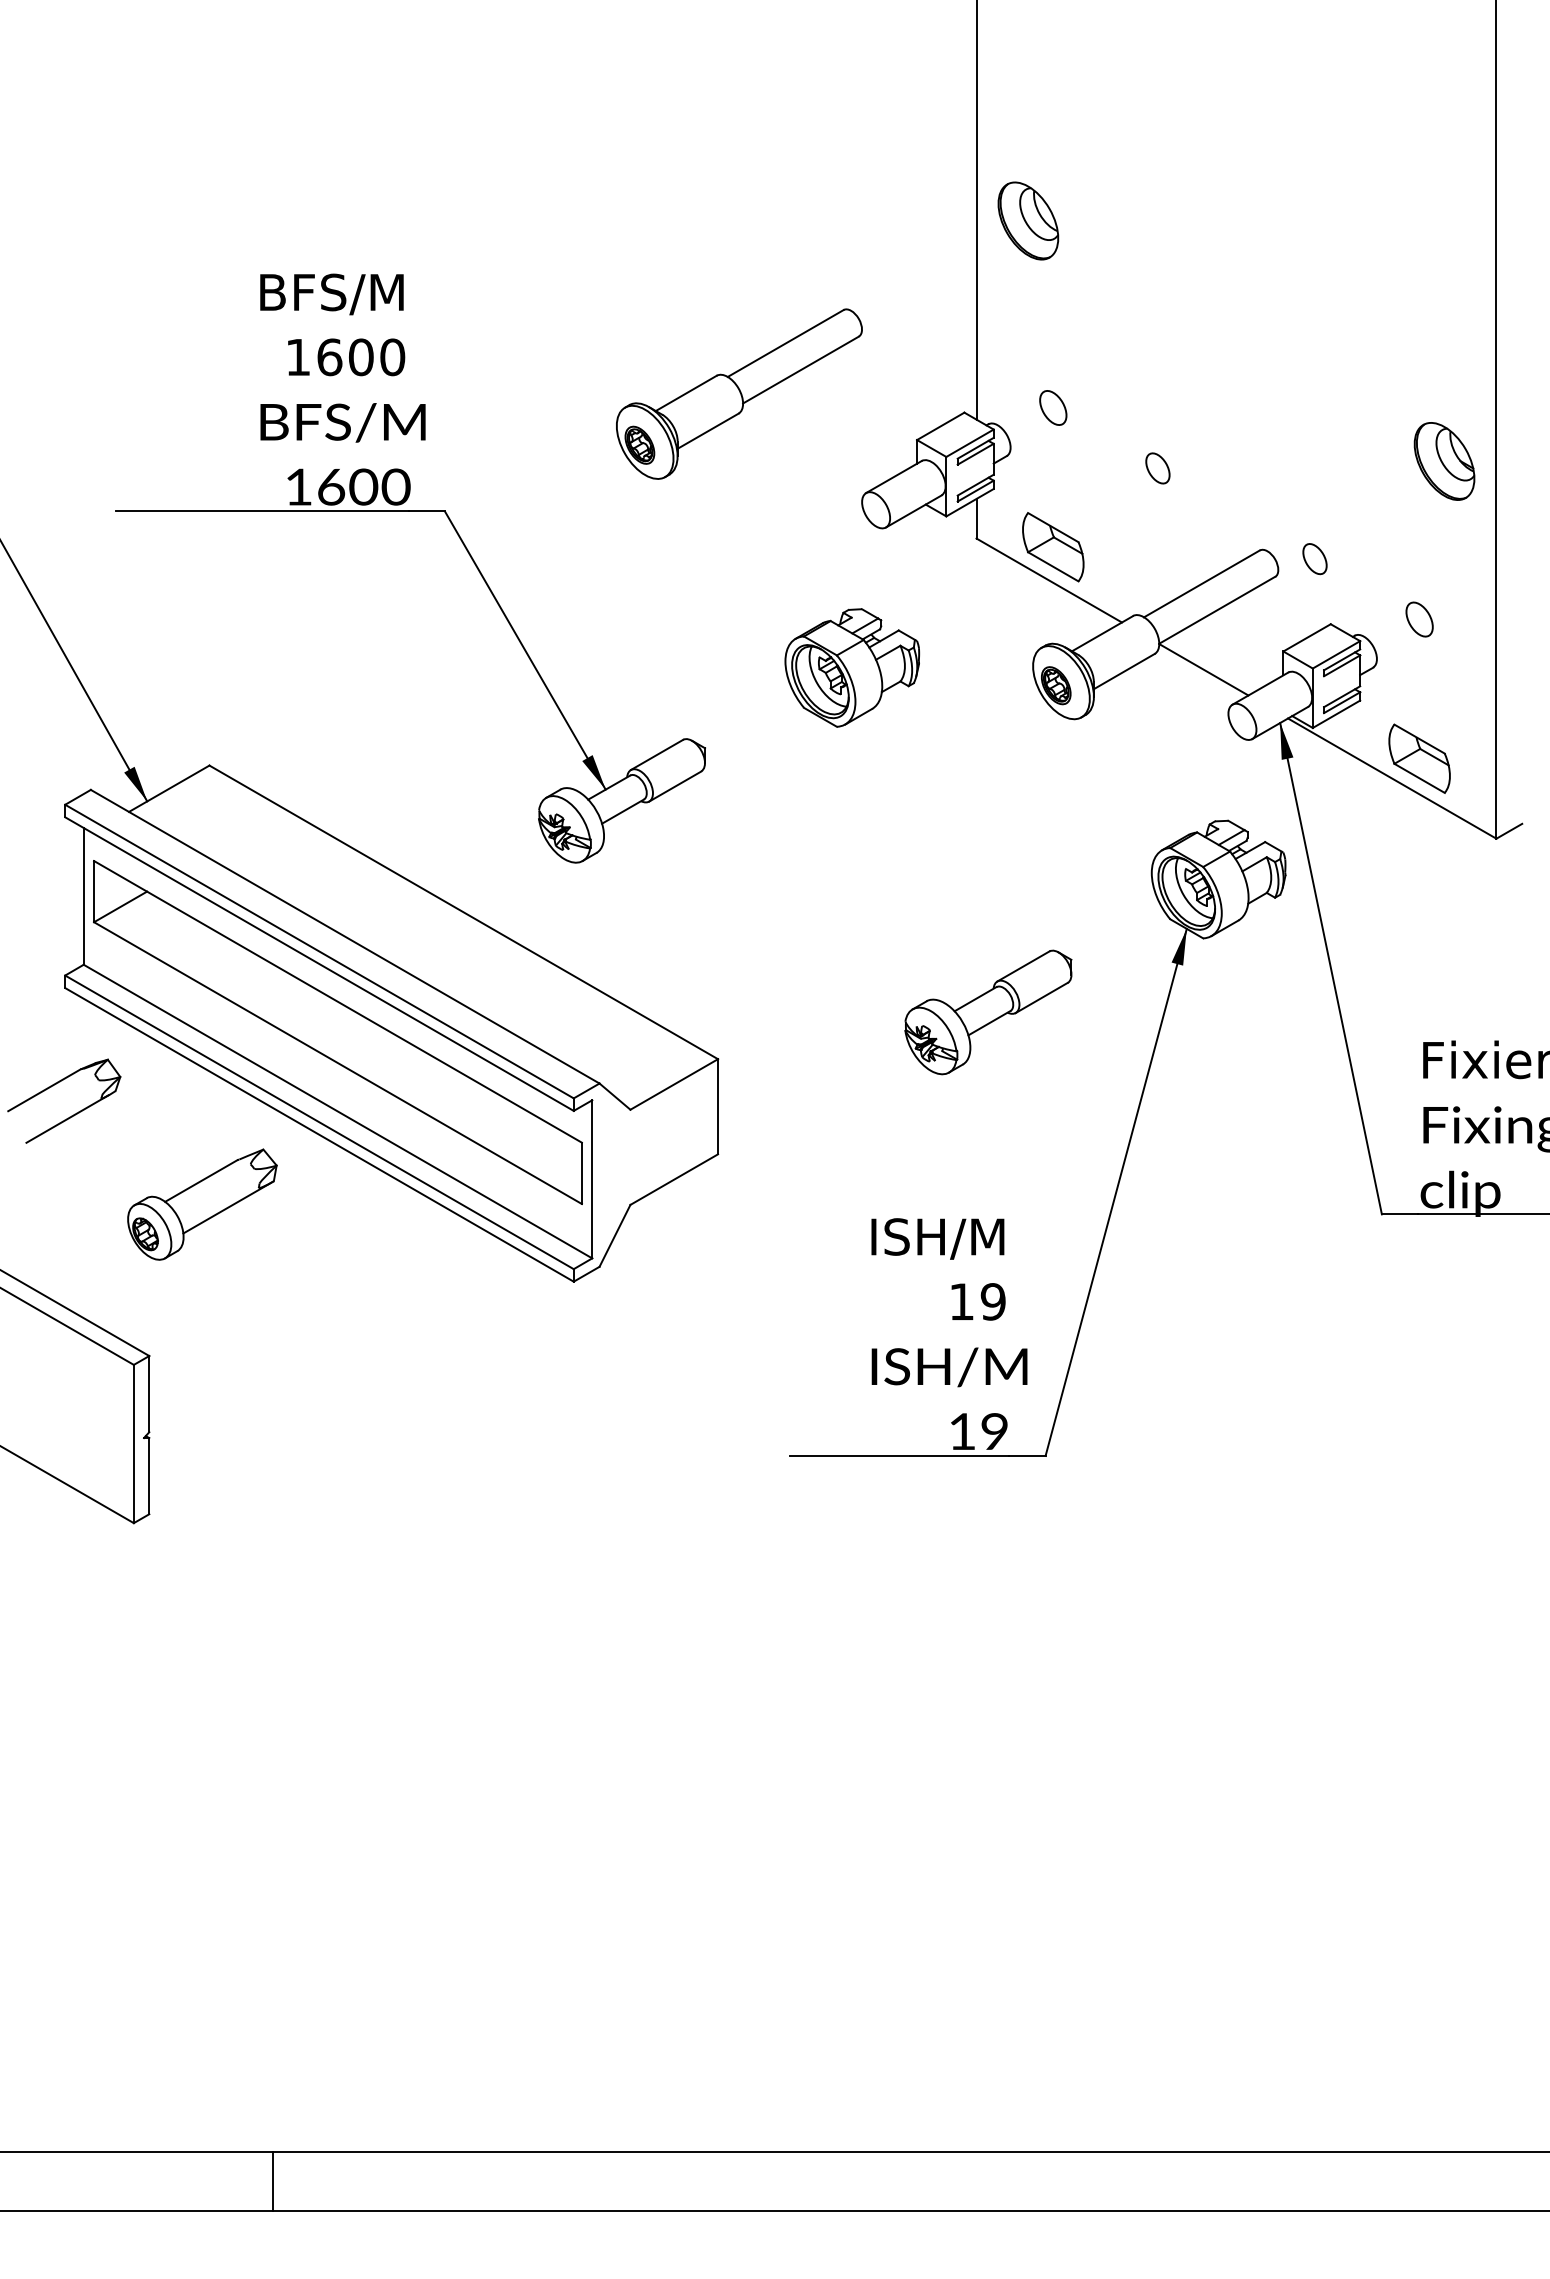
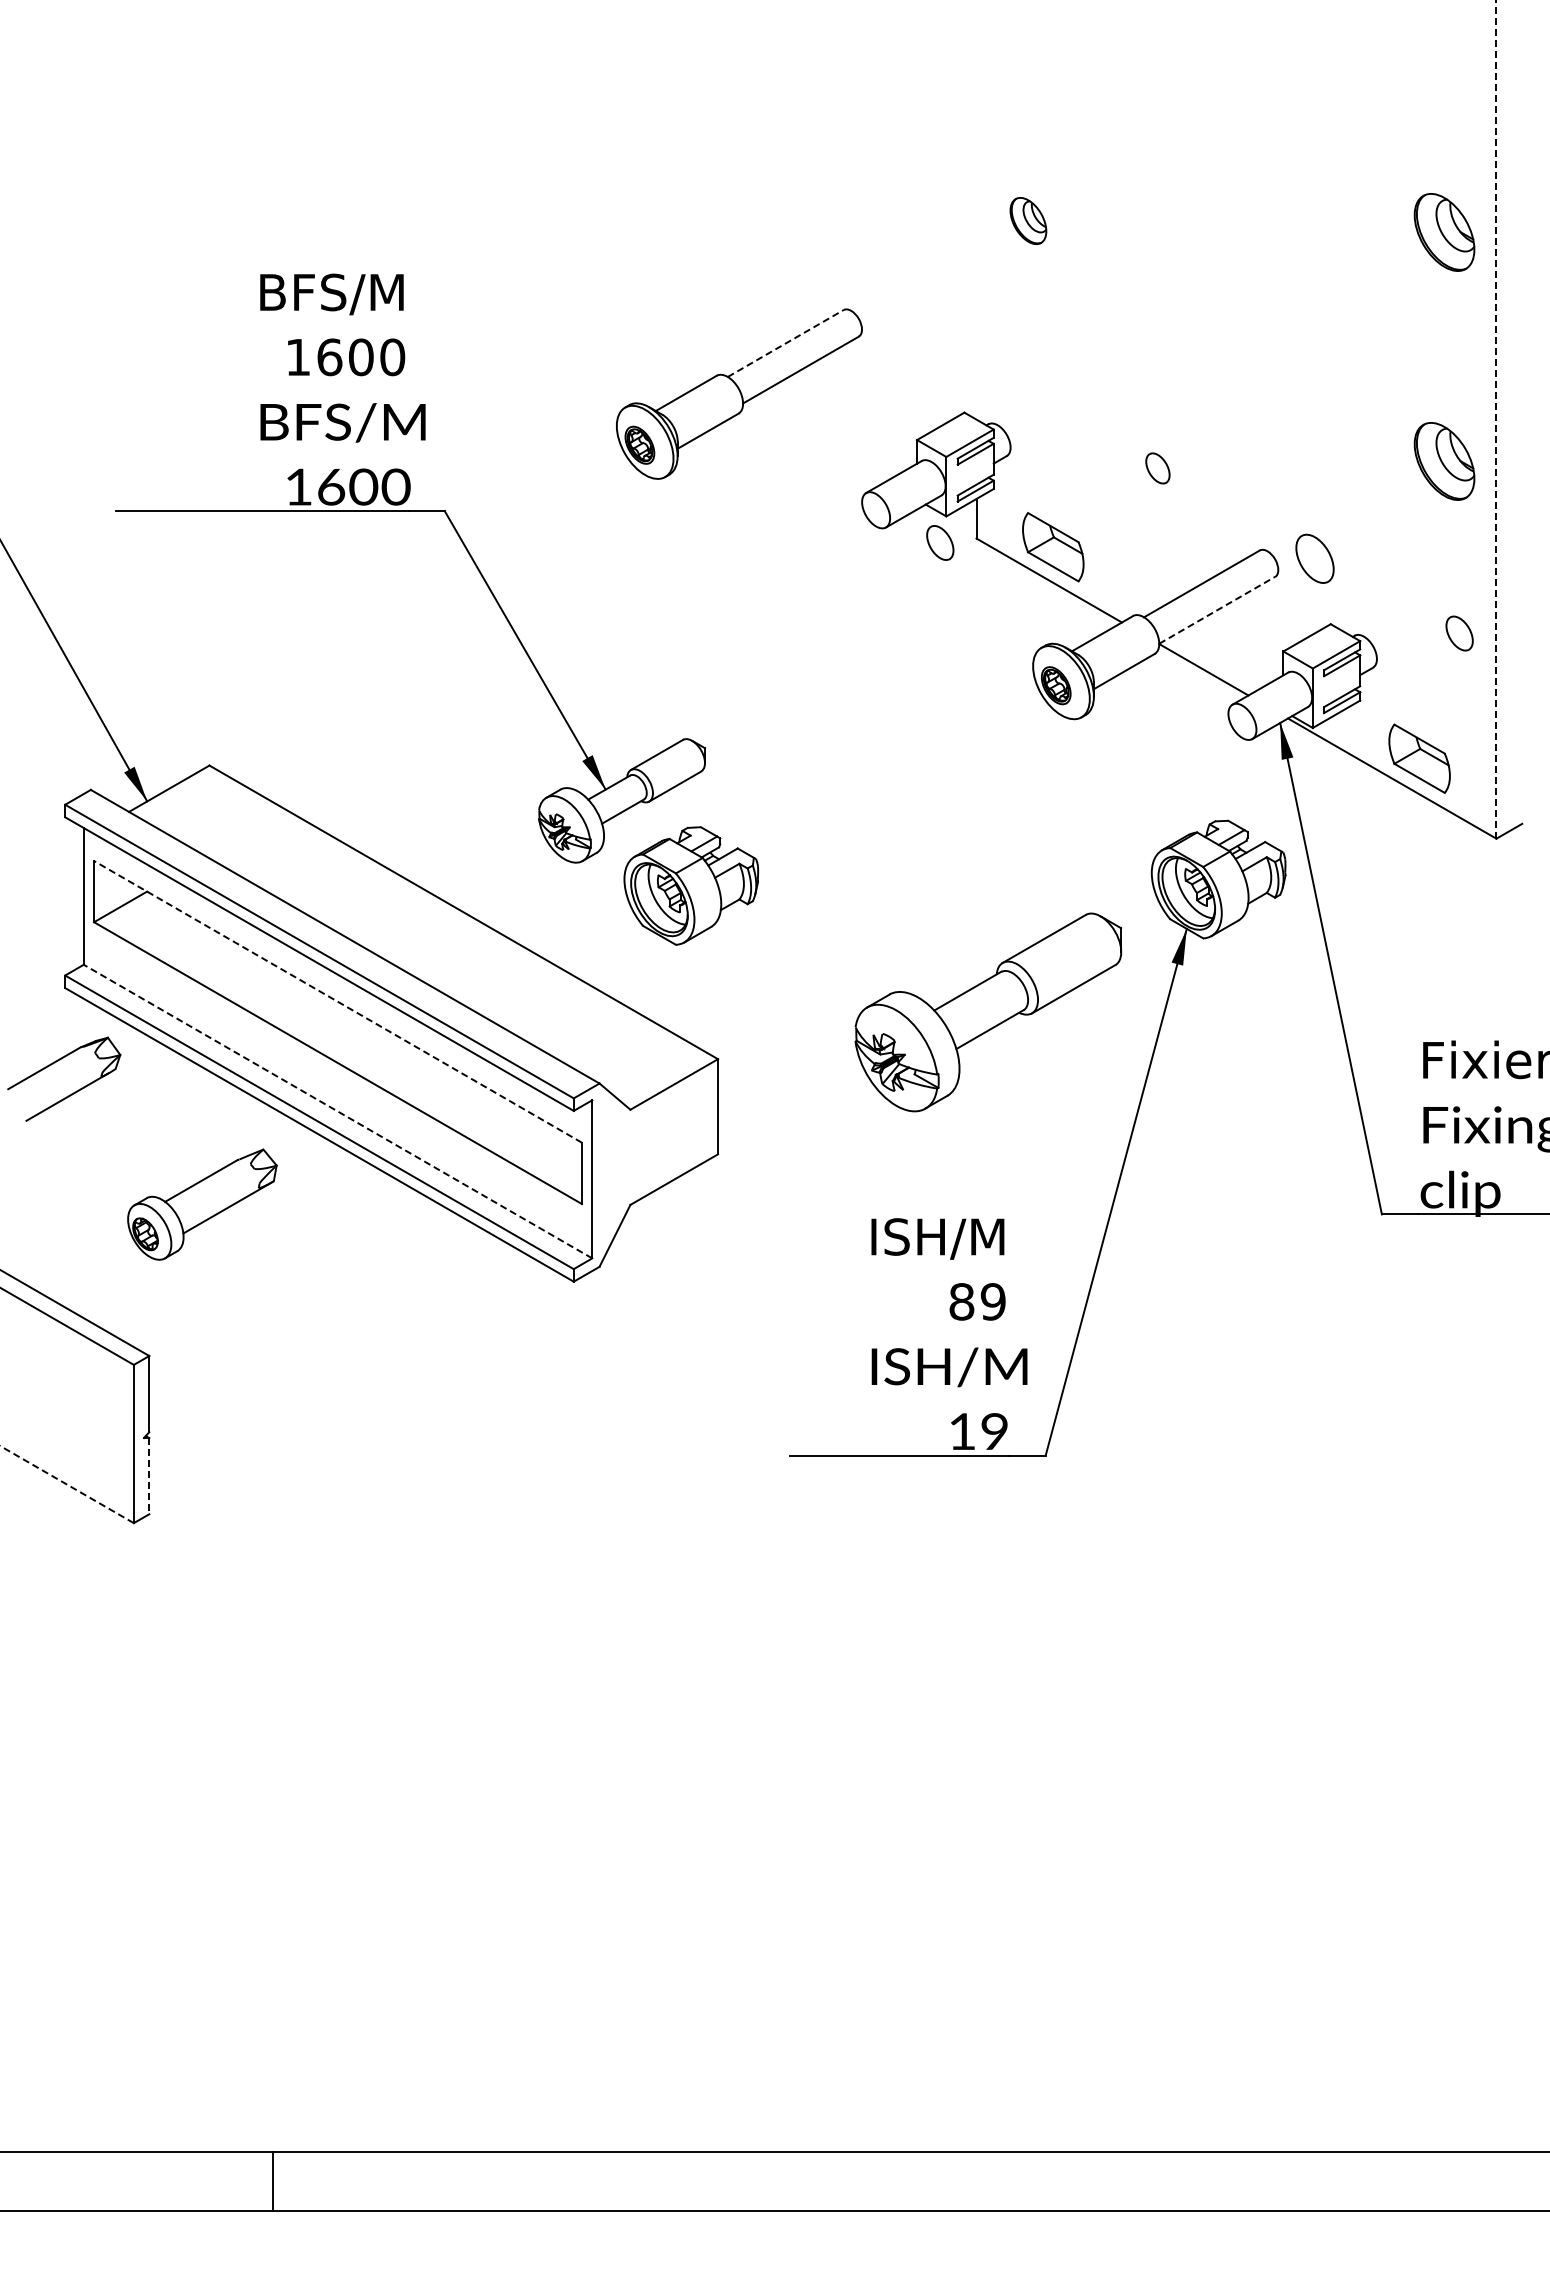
line: present -> none (976, 210)
part size: 63x80 px -> 39x49 px (1028, 221)
part: none -> present (1444, 232)
line: solid -> dashed (785, 343)
part position: (1053, 407) -> (940, 542) (940, 542)
line: solid -> dashed (1496, 419)
part size: 26x33 px -> 40x51 px (1314, 558)
line: solid -> dashed (1217, 610)
part position: (1419, 619) -> (1459, 633) (1459, 633)
part position: (852, 667) -> (691, 885) (691, 885)
line: solid -> dashed (338, 1001)
part size: 169x127 px -> 269x201 px (988, 1012)
line: solid -> dashed (338, 1111)
part position: (71, 1115) -> (71, 1093) (71, 1093)
text: 19 -> 89 (961, 1301)
line: solid -> dashed (149, 1476)
line: solid -> dashed (67, 1484)
